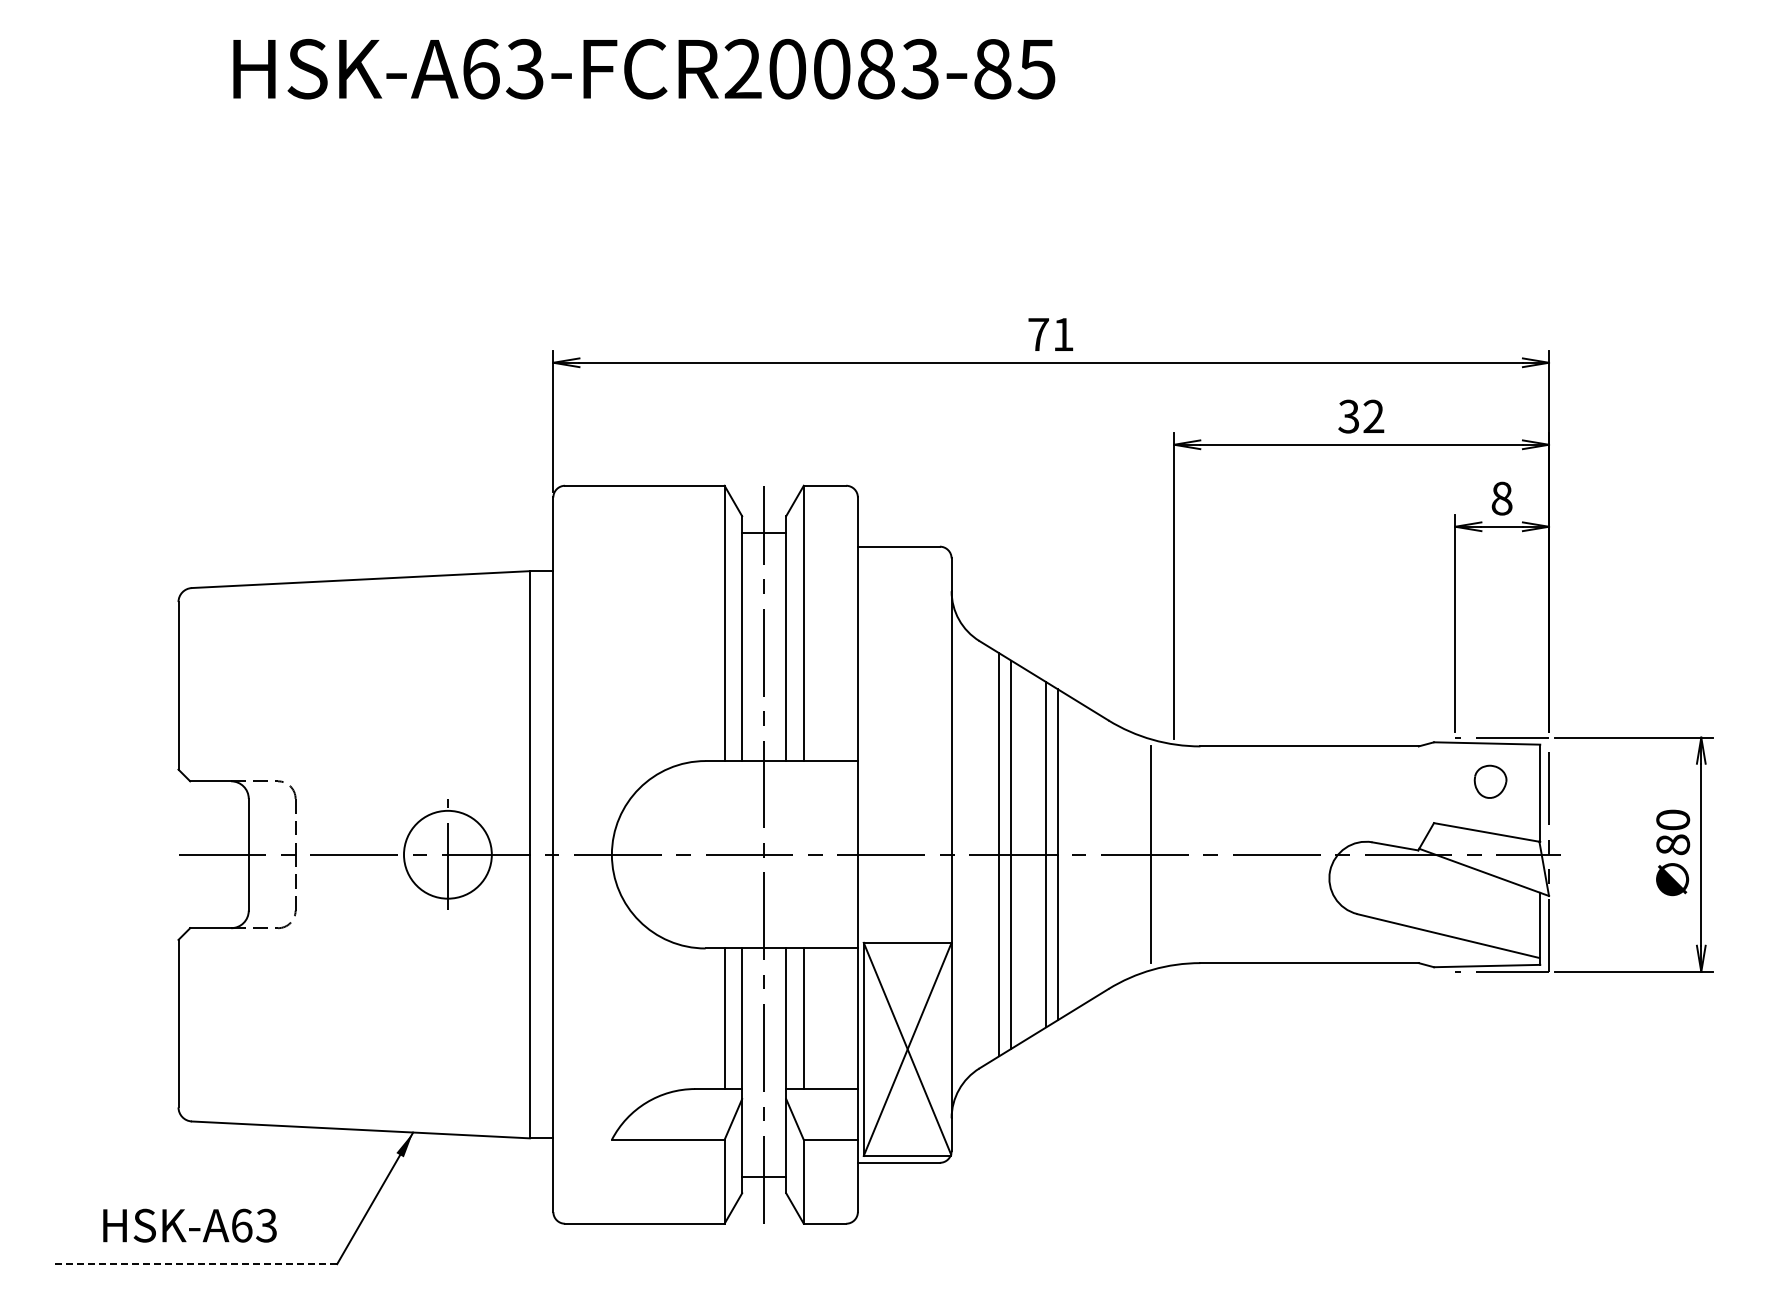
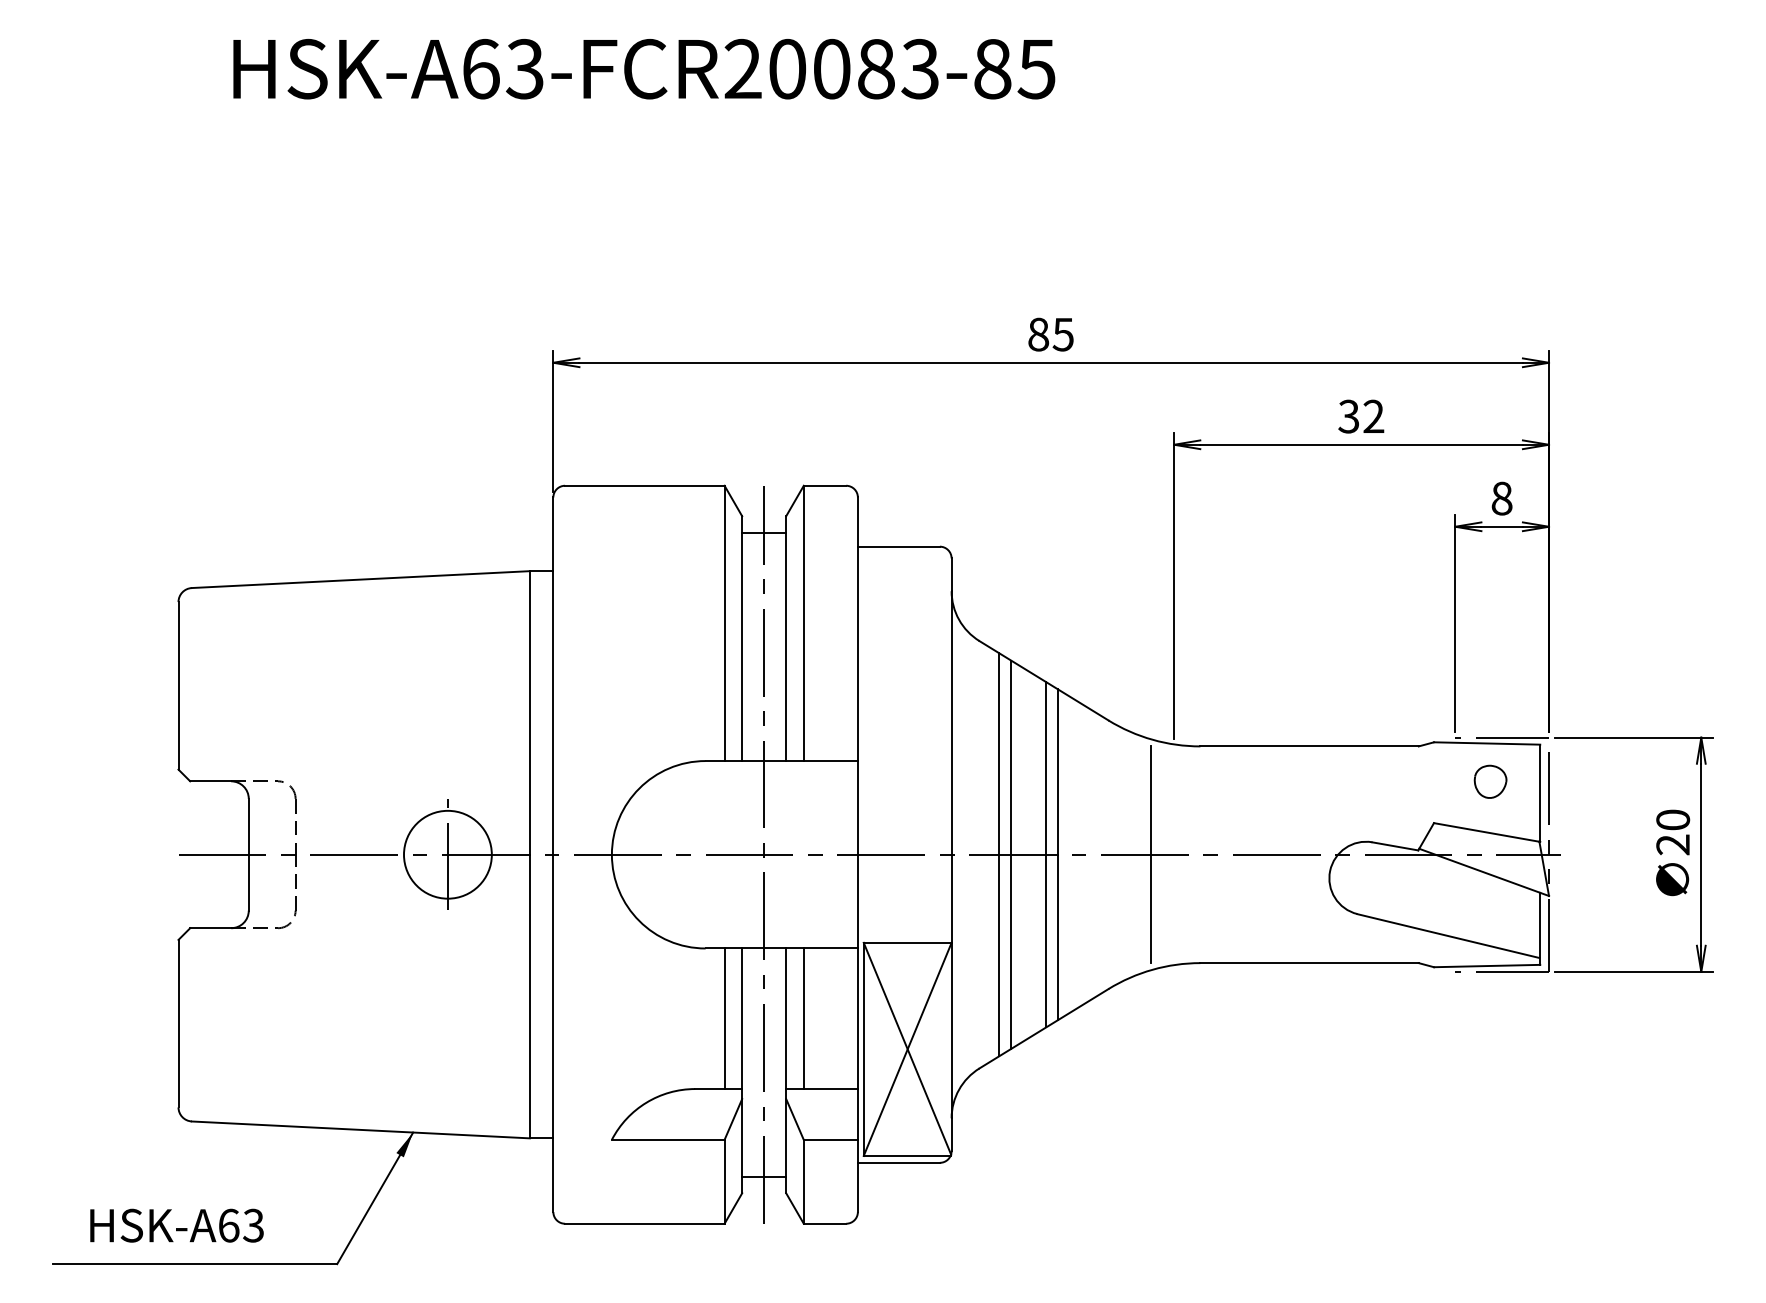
text: 71 -> 85 (1050, 334)
text: 80 -> 20 (1673, 844)
text position: (189, 1225) -> (176, 1225) (176, 1225)
line: dashed -> solid (194, 1264)
